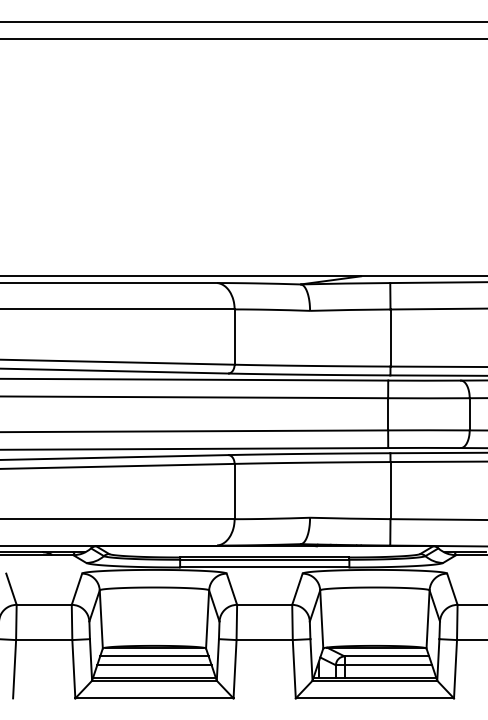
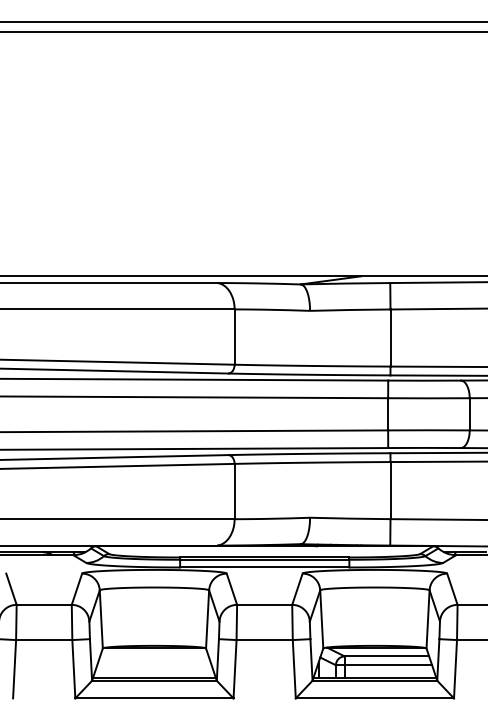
line position: (243, 38) -> (243, 31) (243, 31)
line: present -> none (154, 656)
line: present -> none (154, 665)
